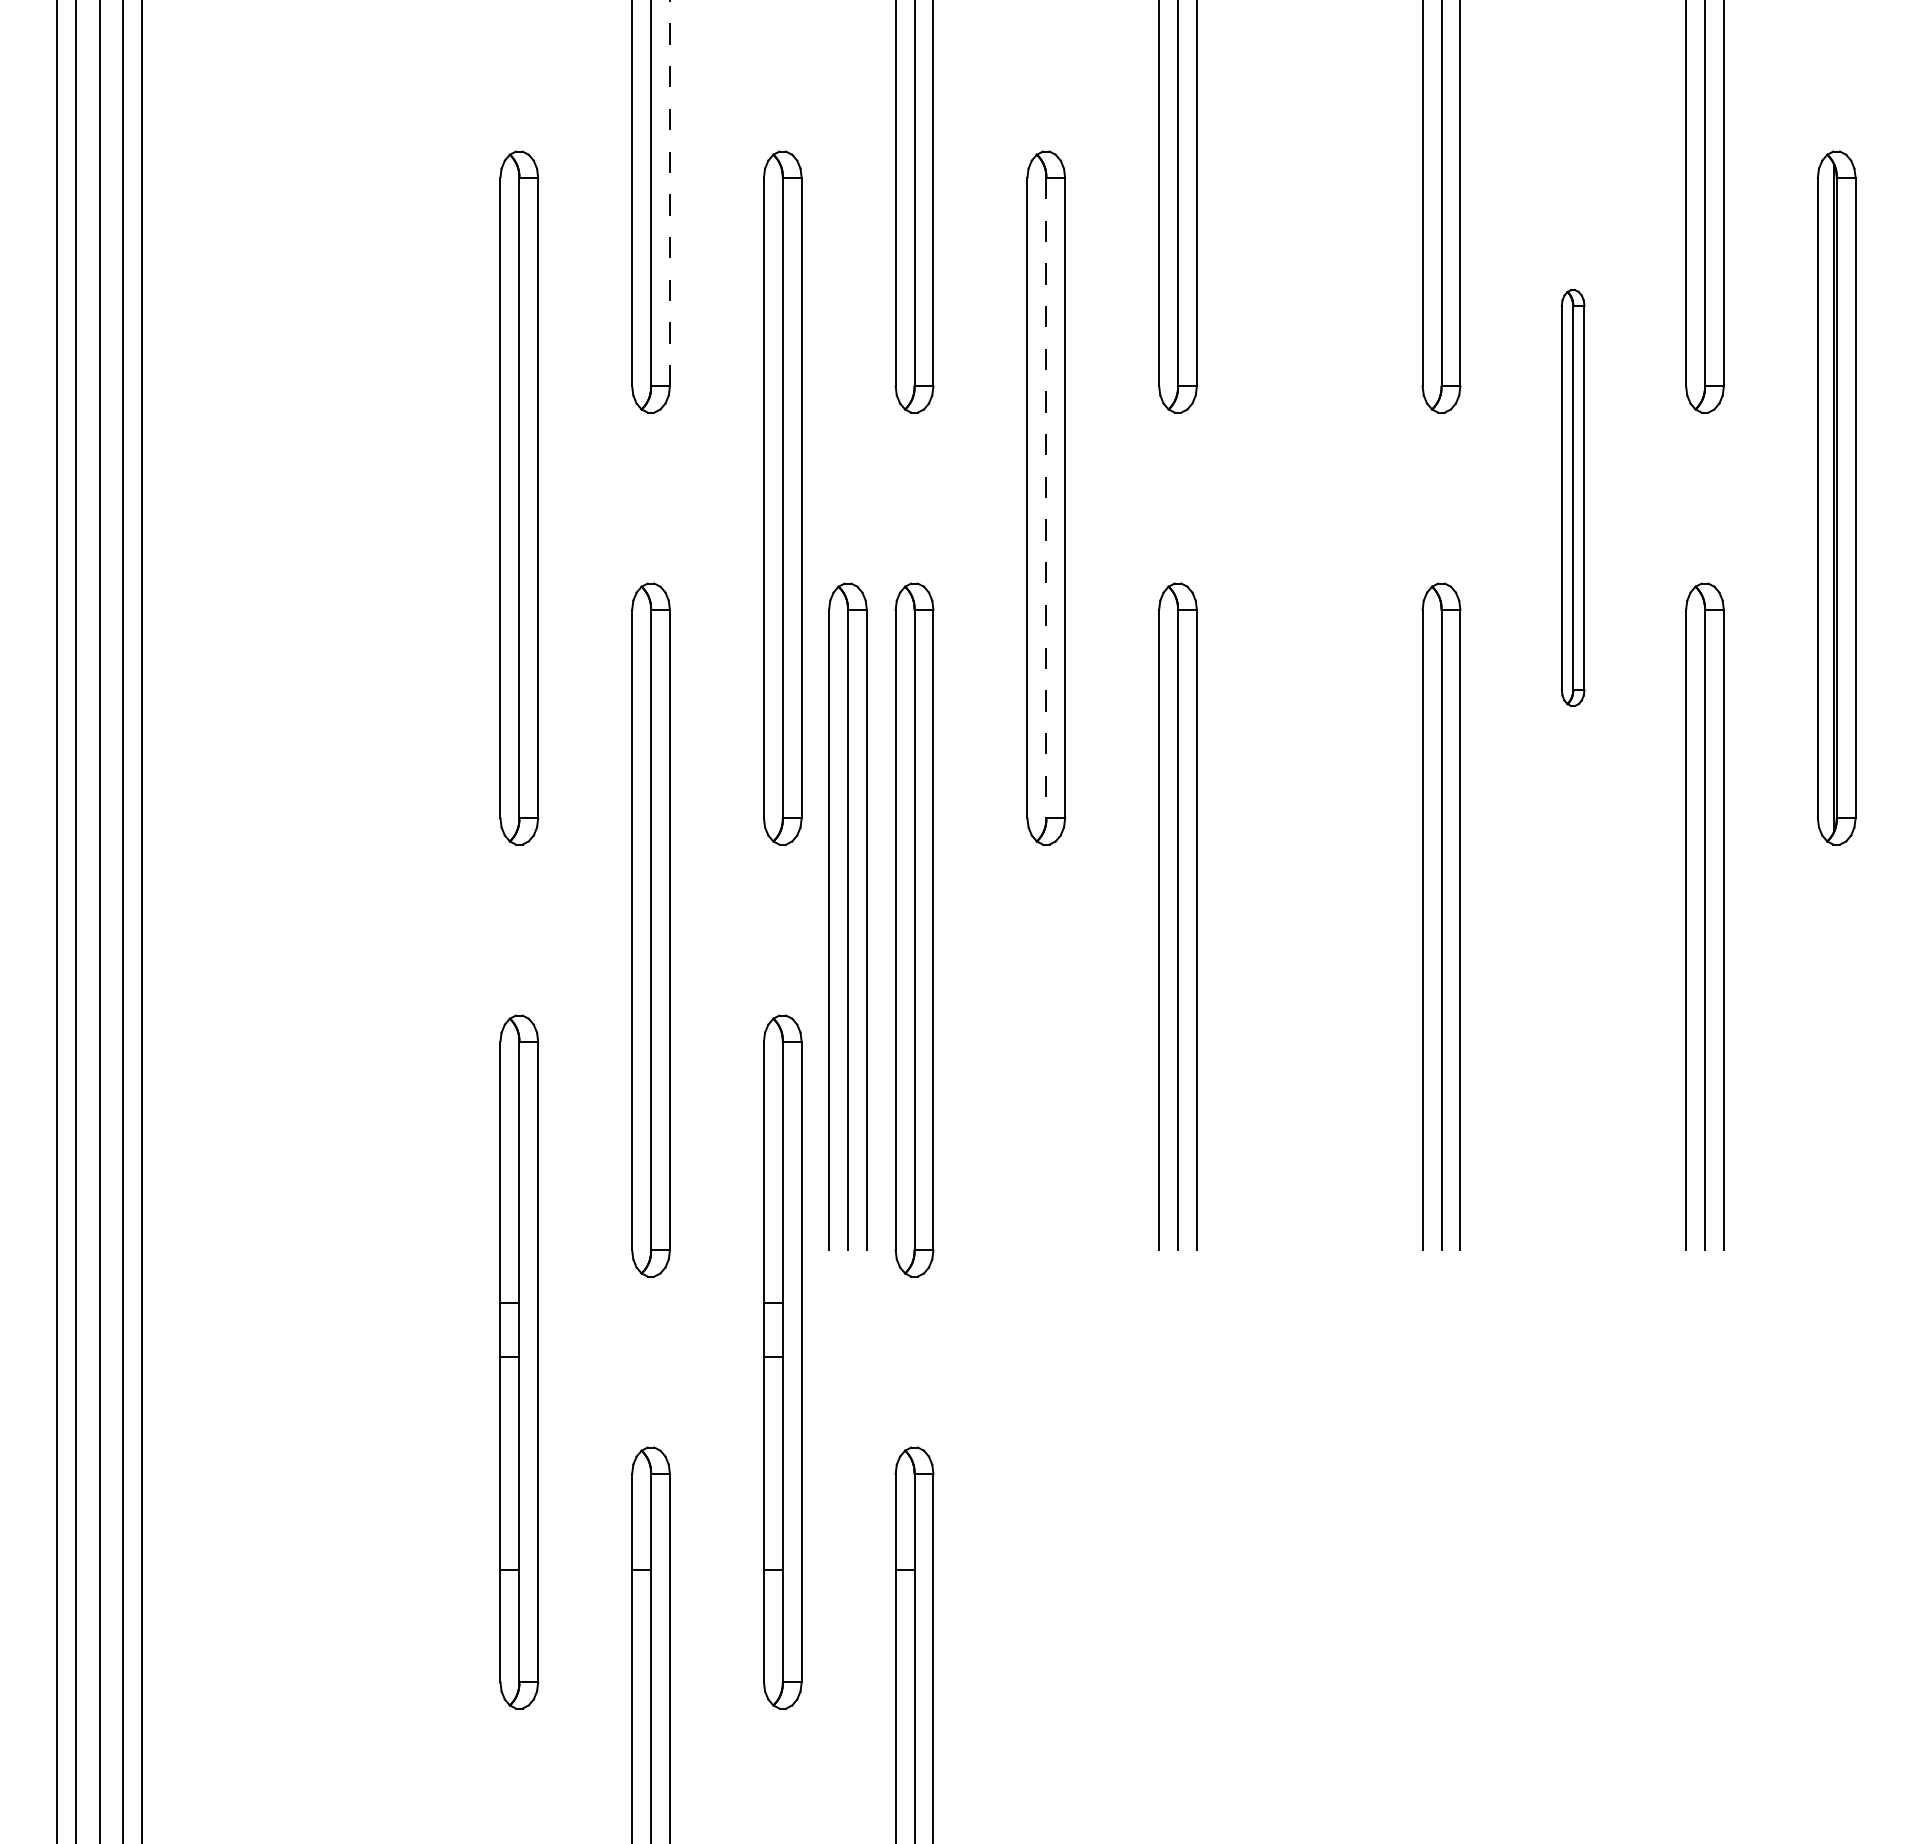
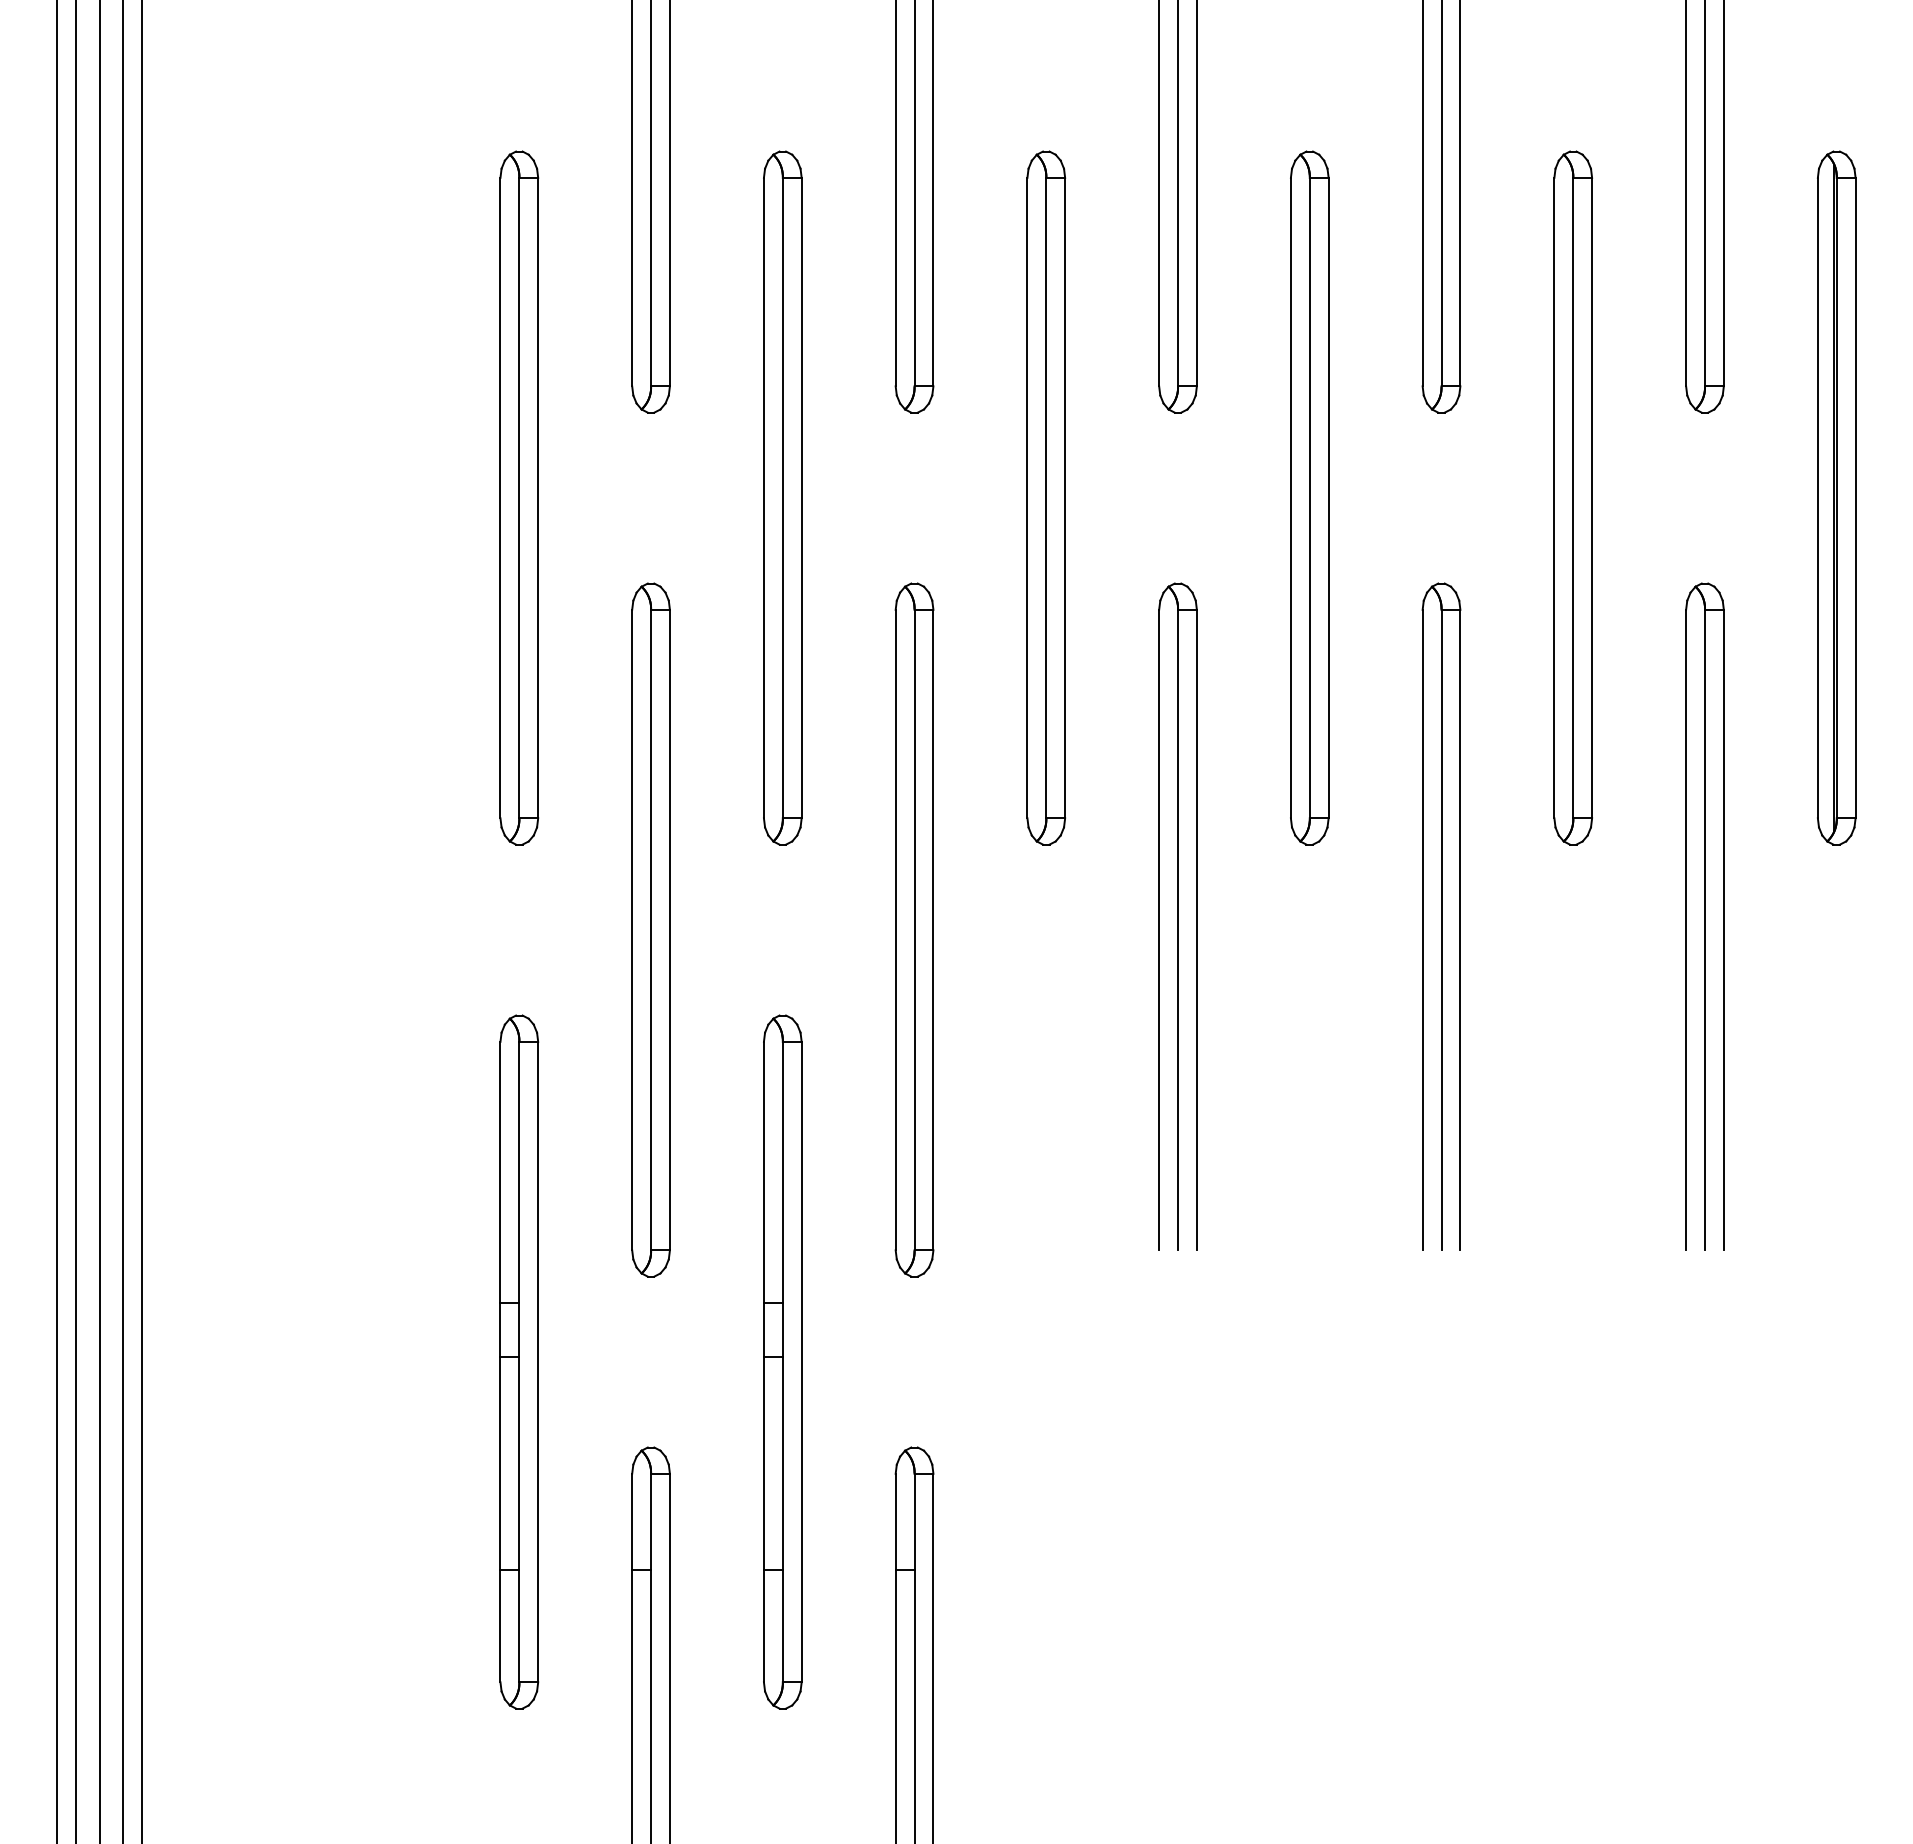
line: dashed -> solid (669, 193)
part: none -> present (1309, 497)
part size: 26x418 px -> 40x696 px (1572, 497)
line: dashed -> solid (1046, 498)
part: present -> none (847, 916)
